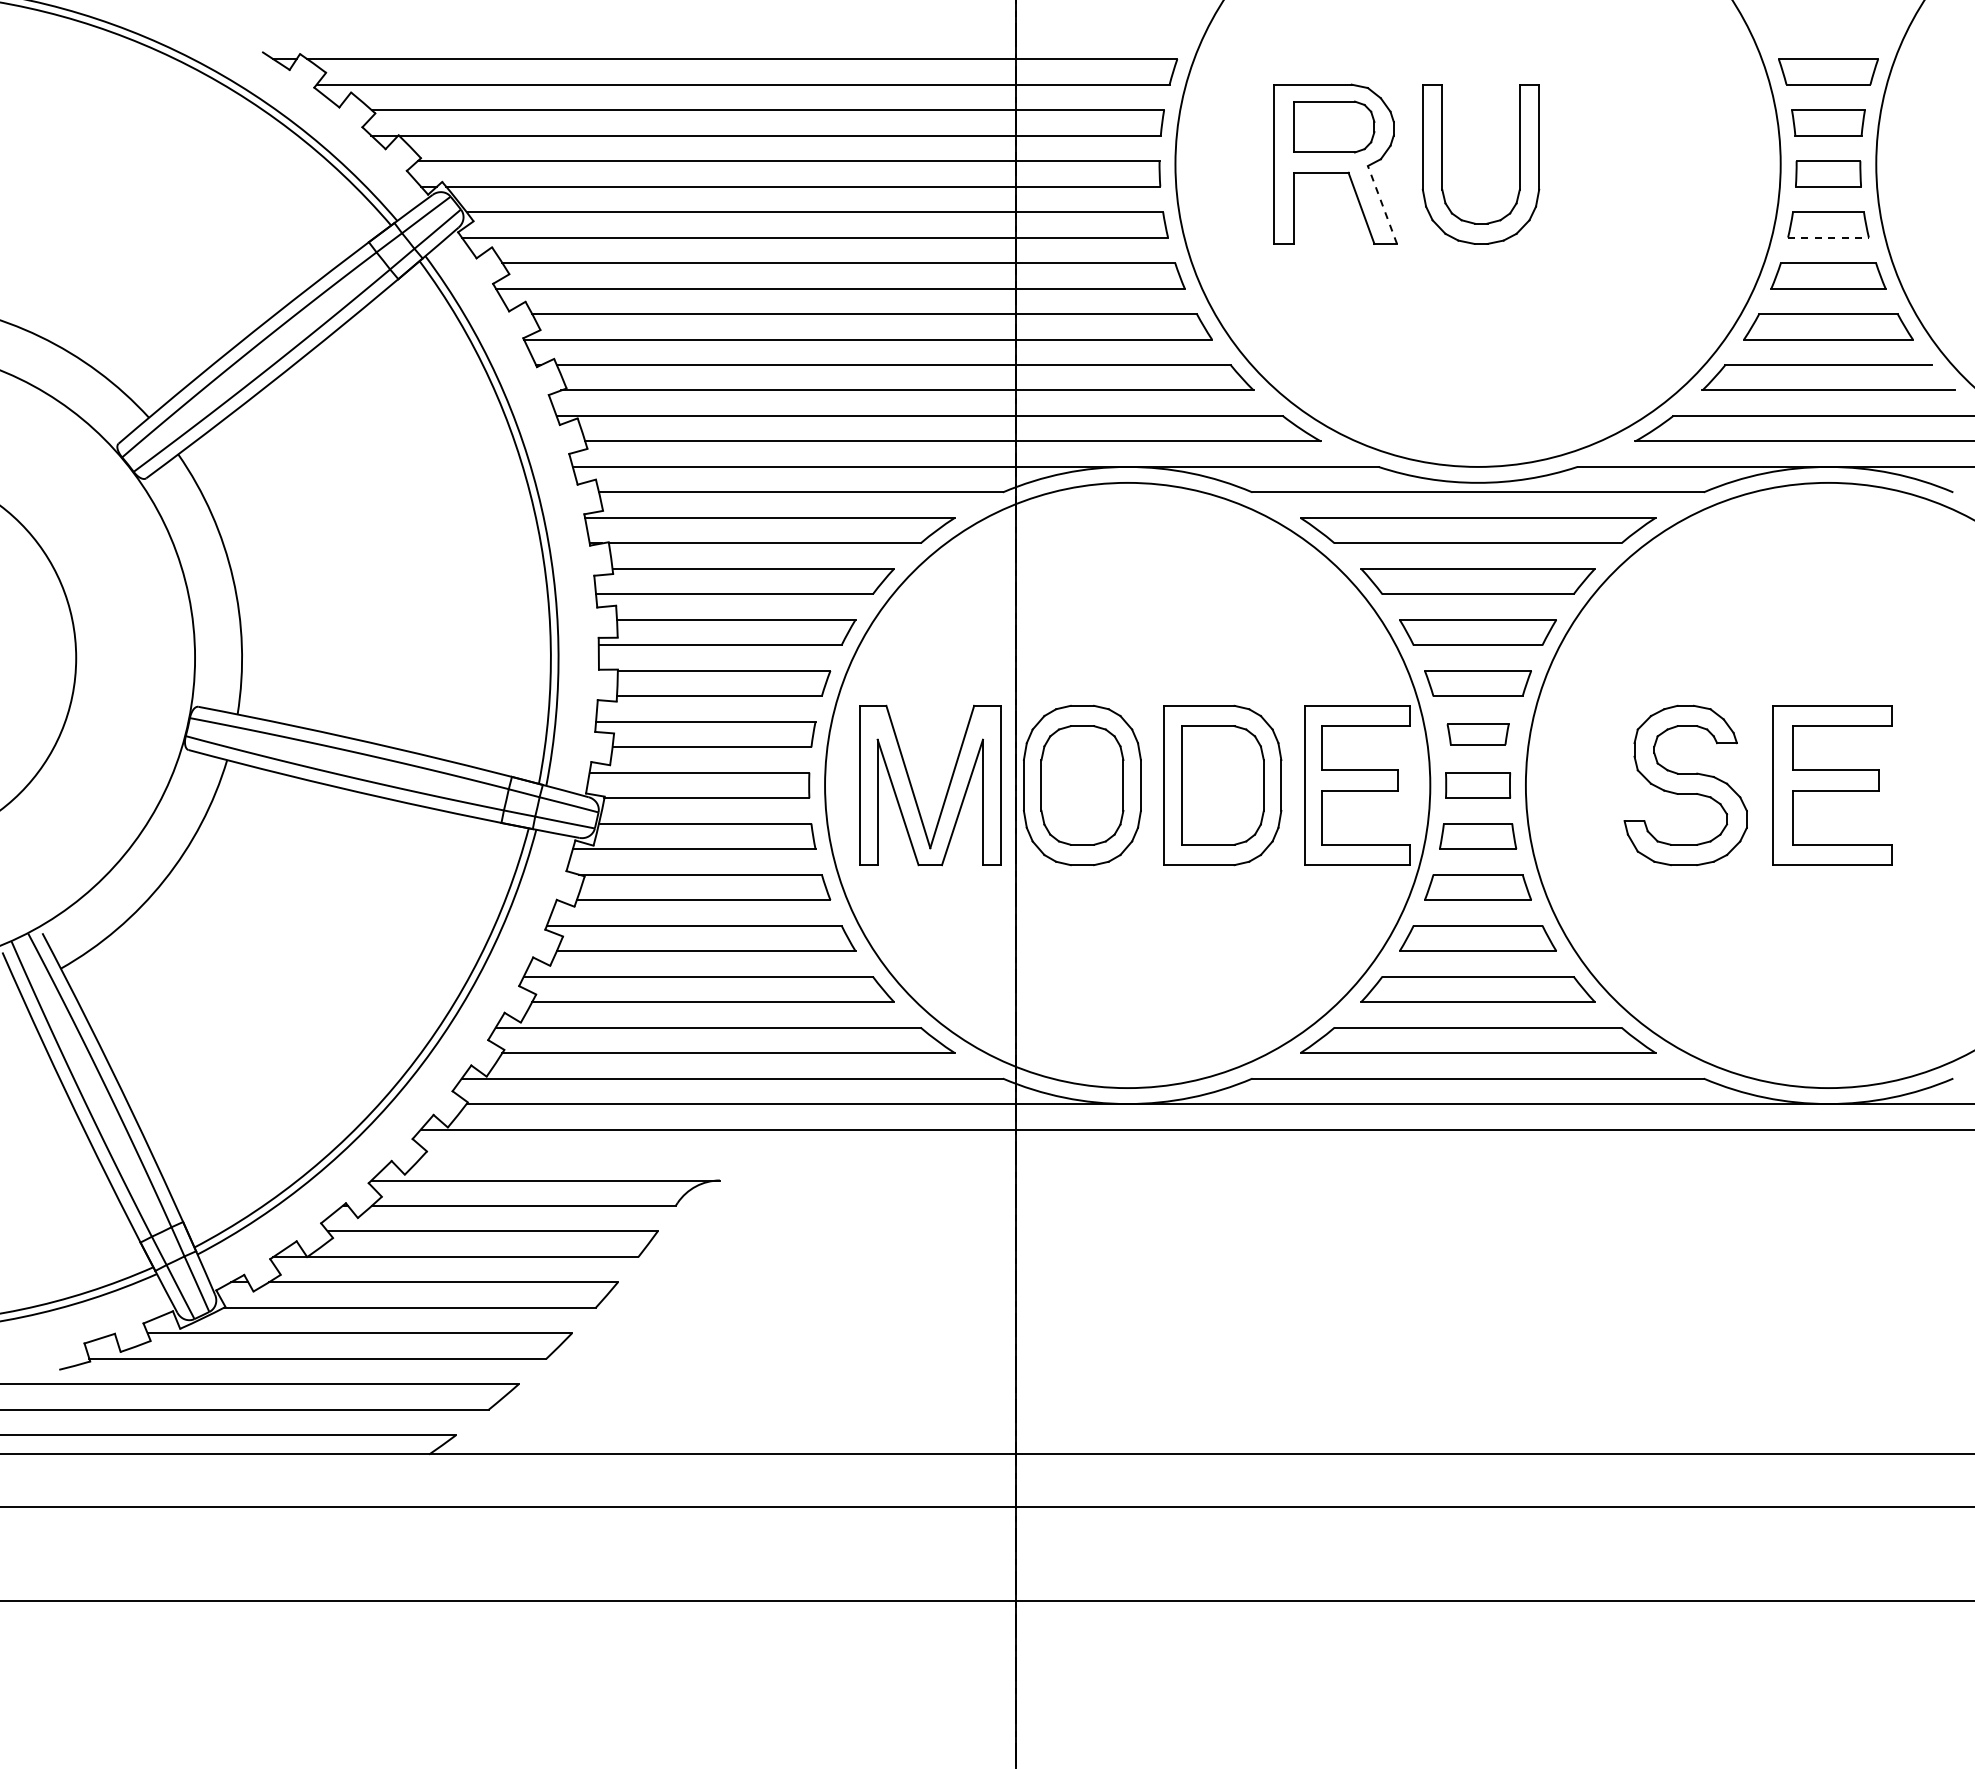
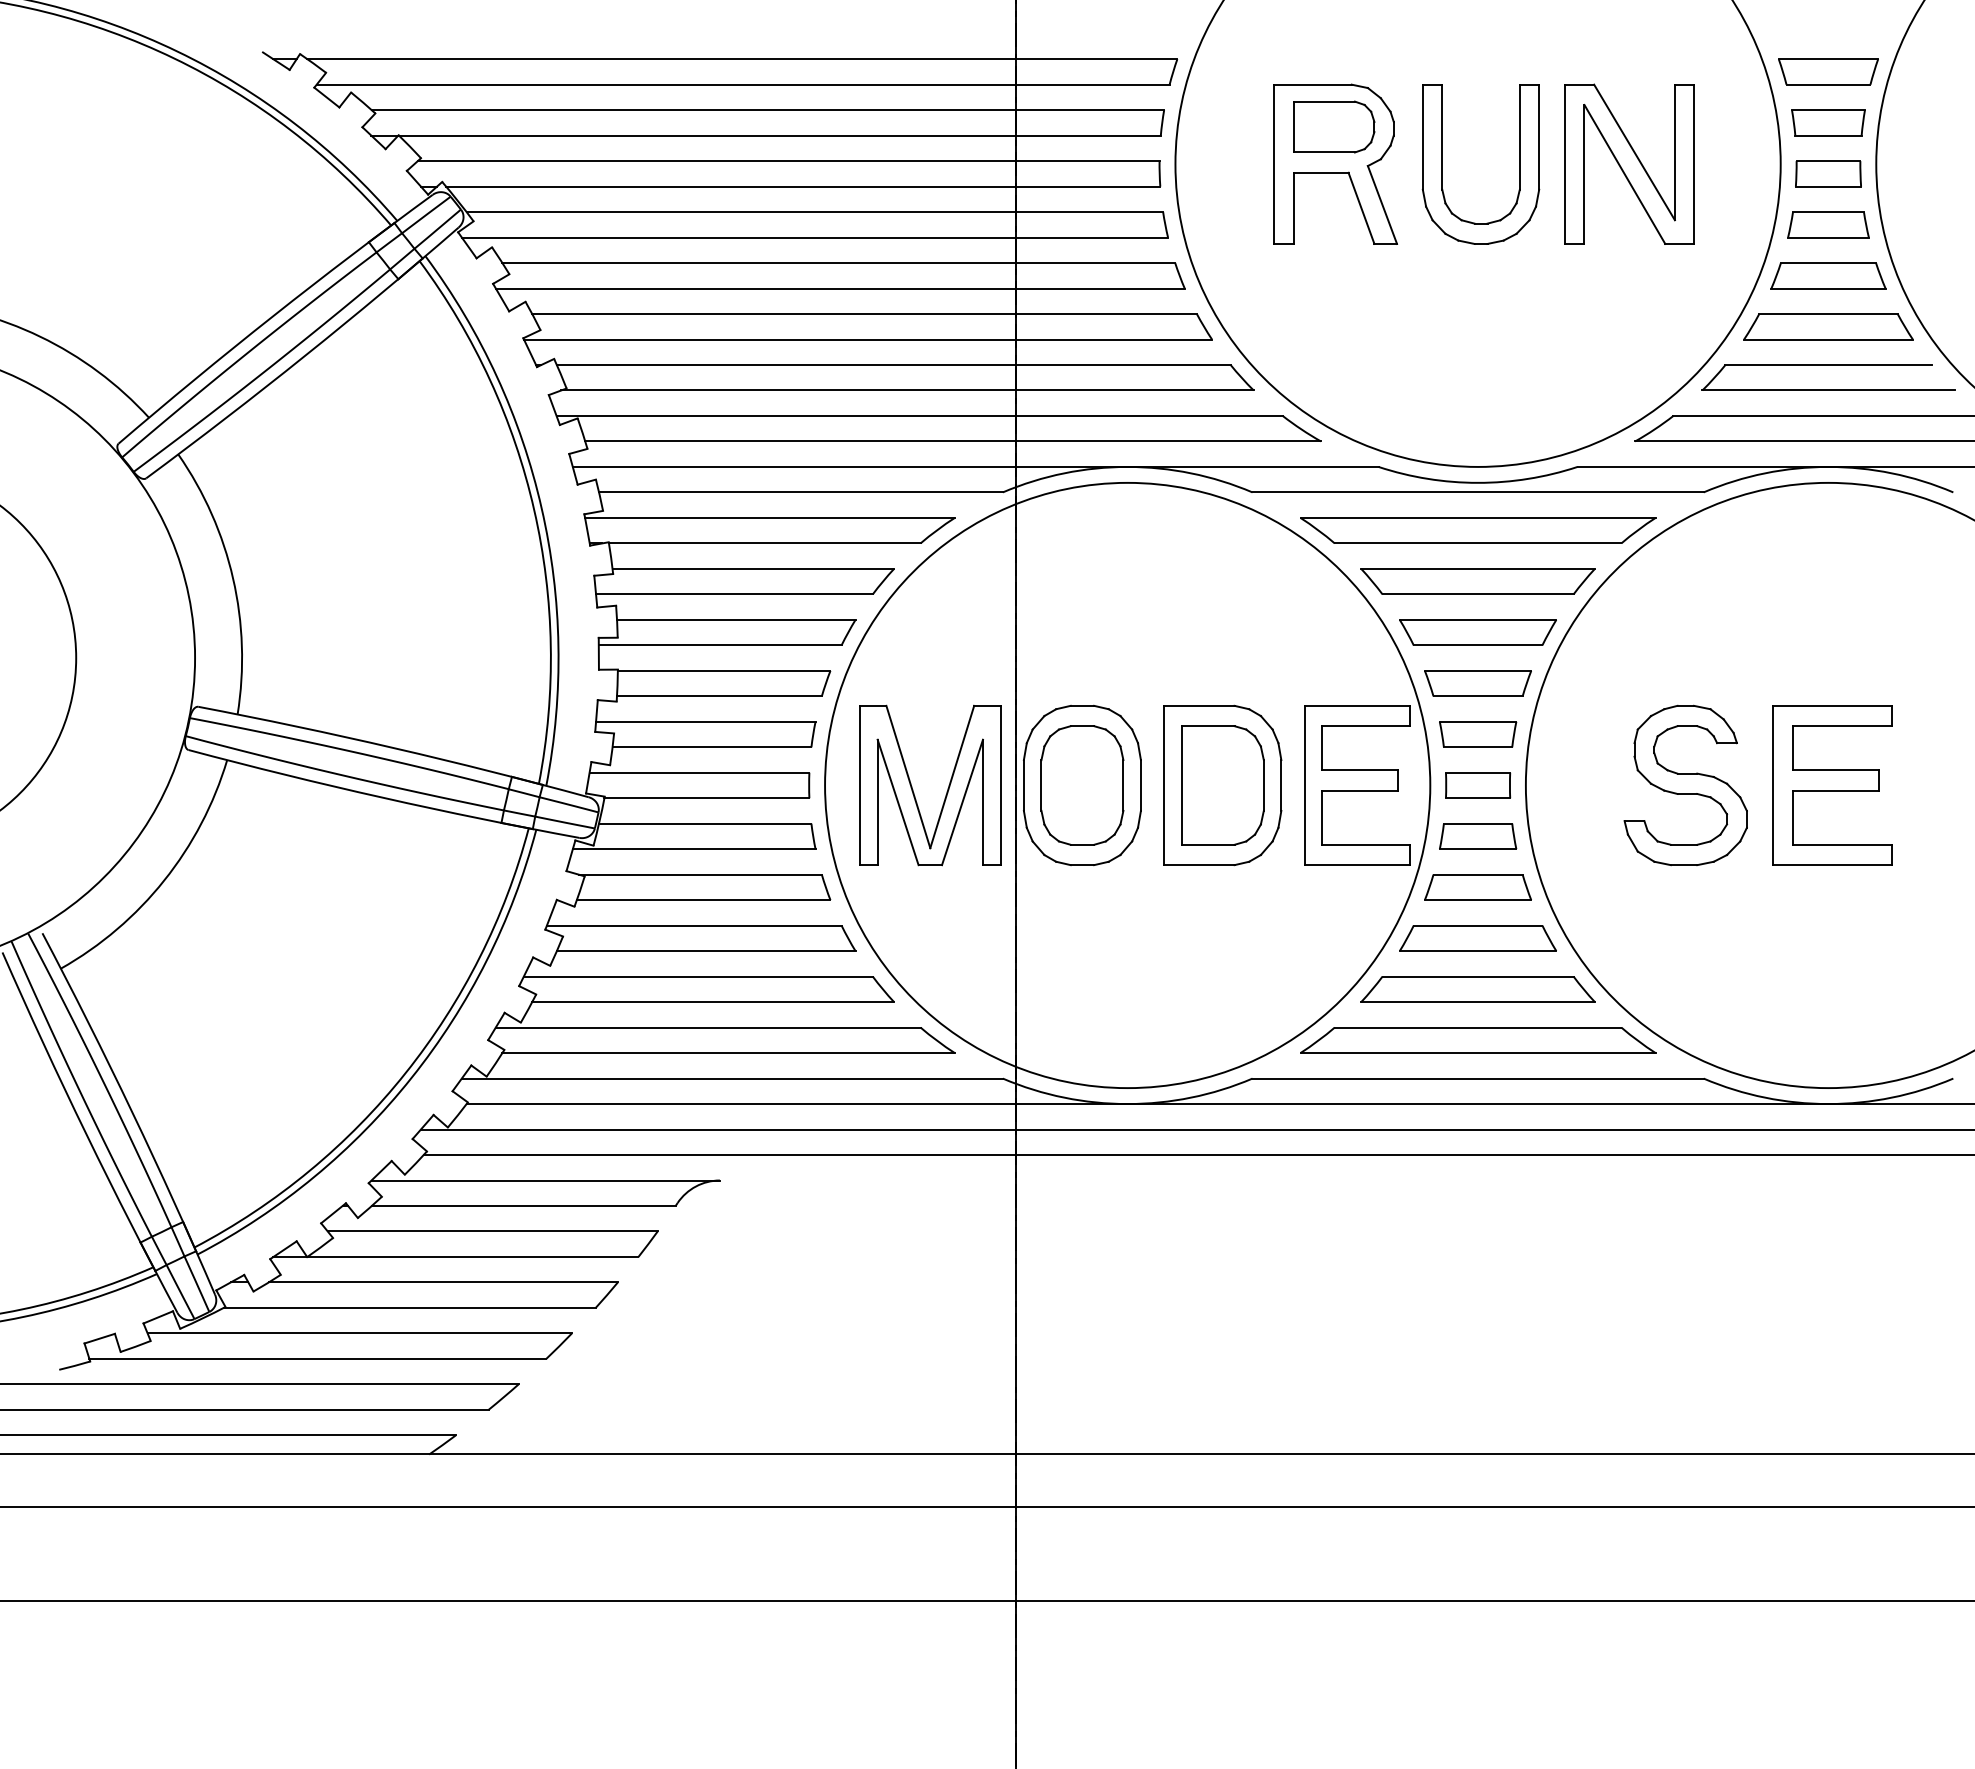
part: none -> present (1629, 163)
line: dashed -> solid (1382, 205)
line: dashed -> solid (1828, 237)
part size: 64x23 px -> 79x27 px (1478, 734)
line: none -> present (1197, 1155)
